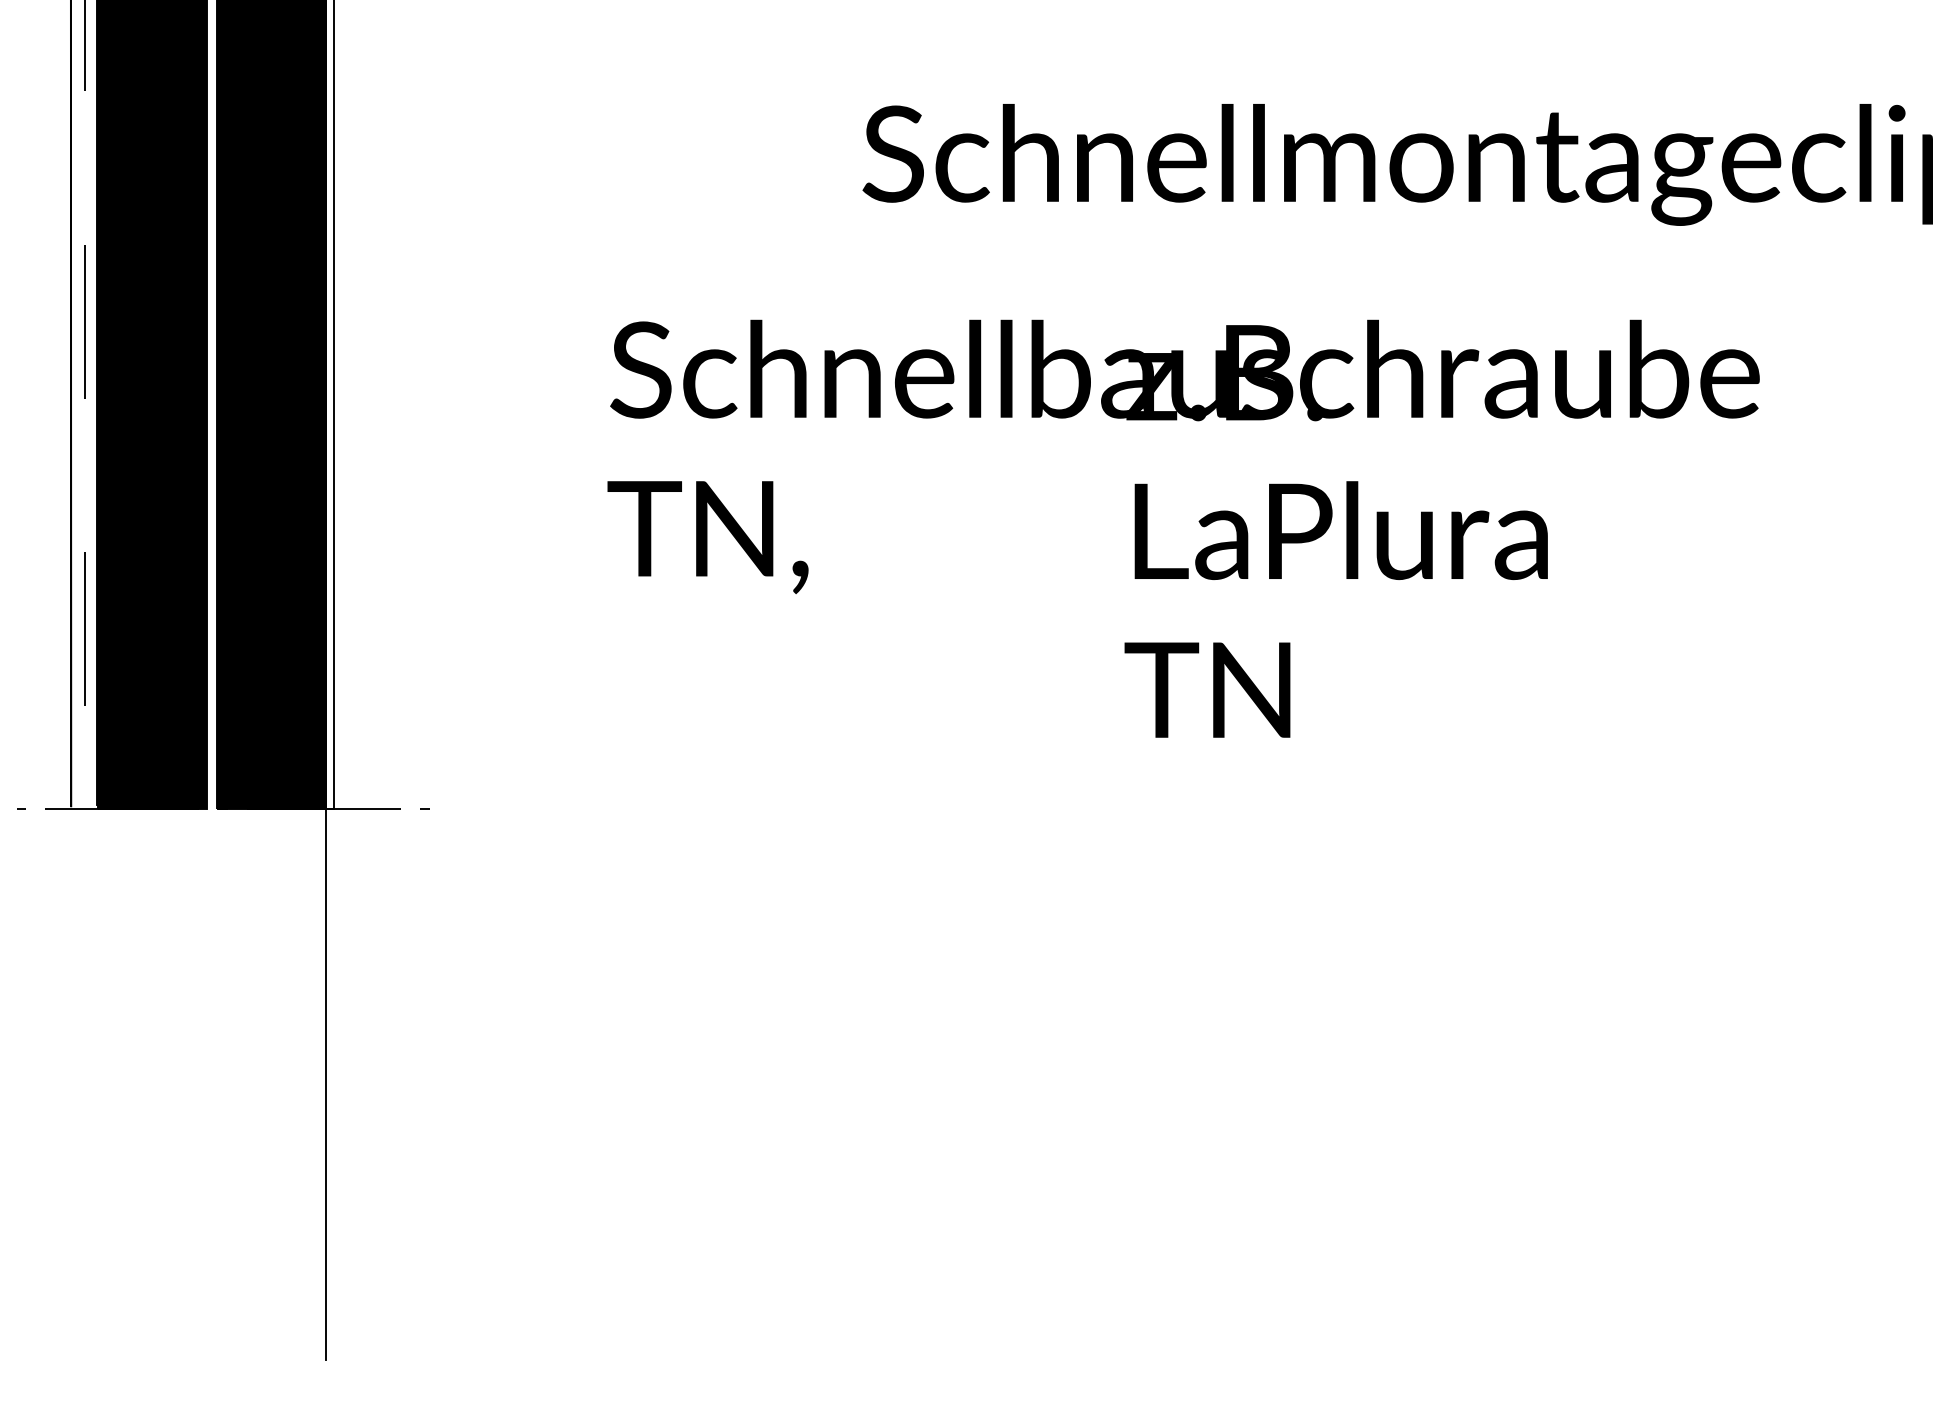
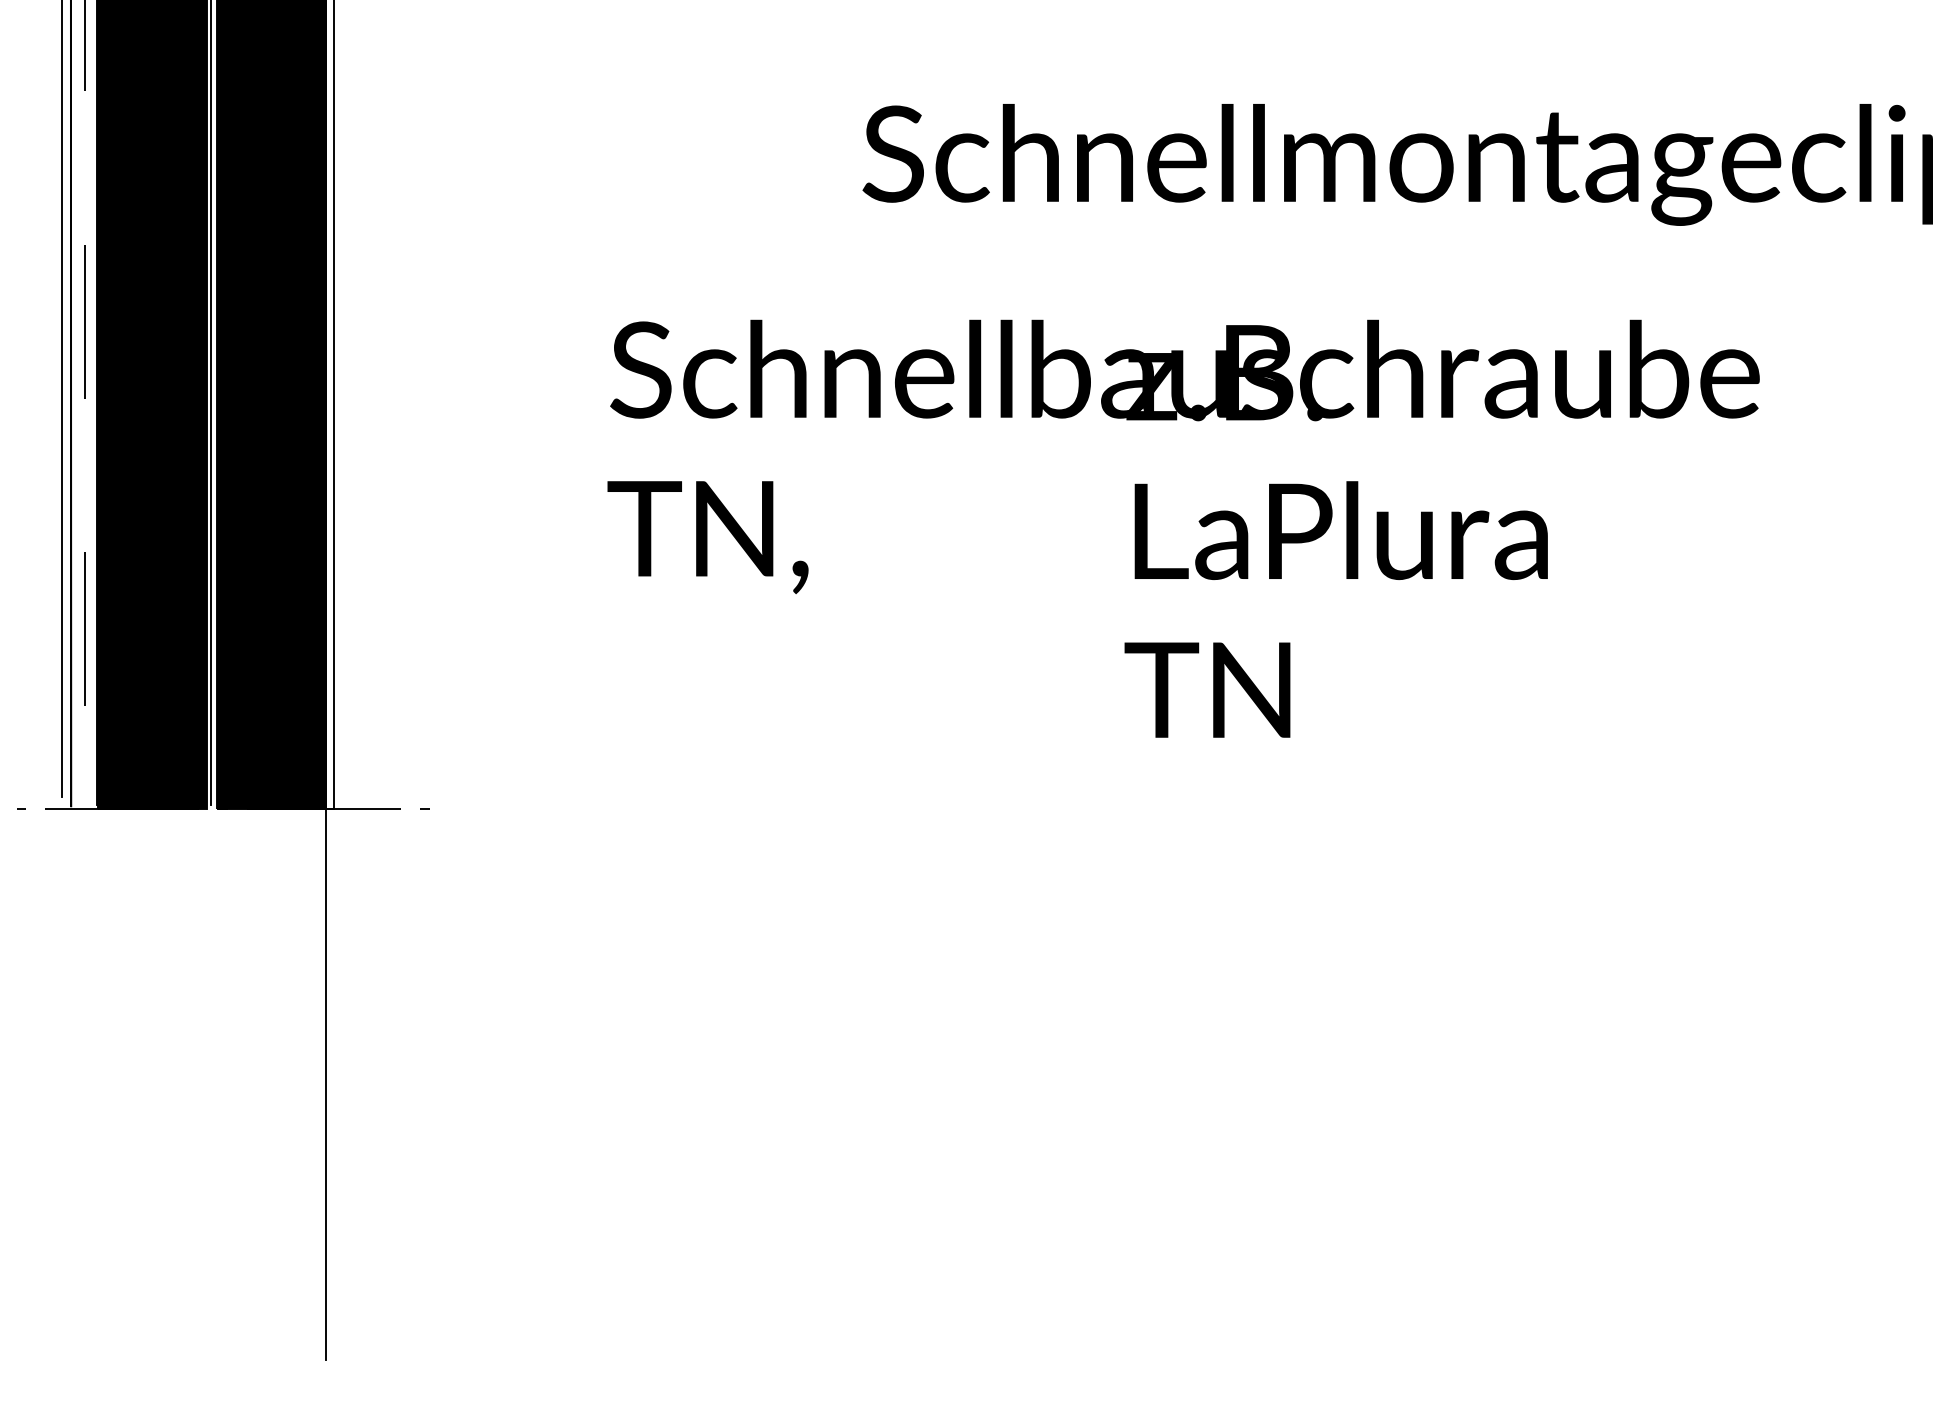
line: none -> present (61, 399)
line: none -> present (210, 403)
